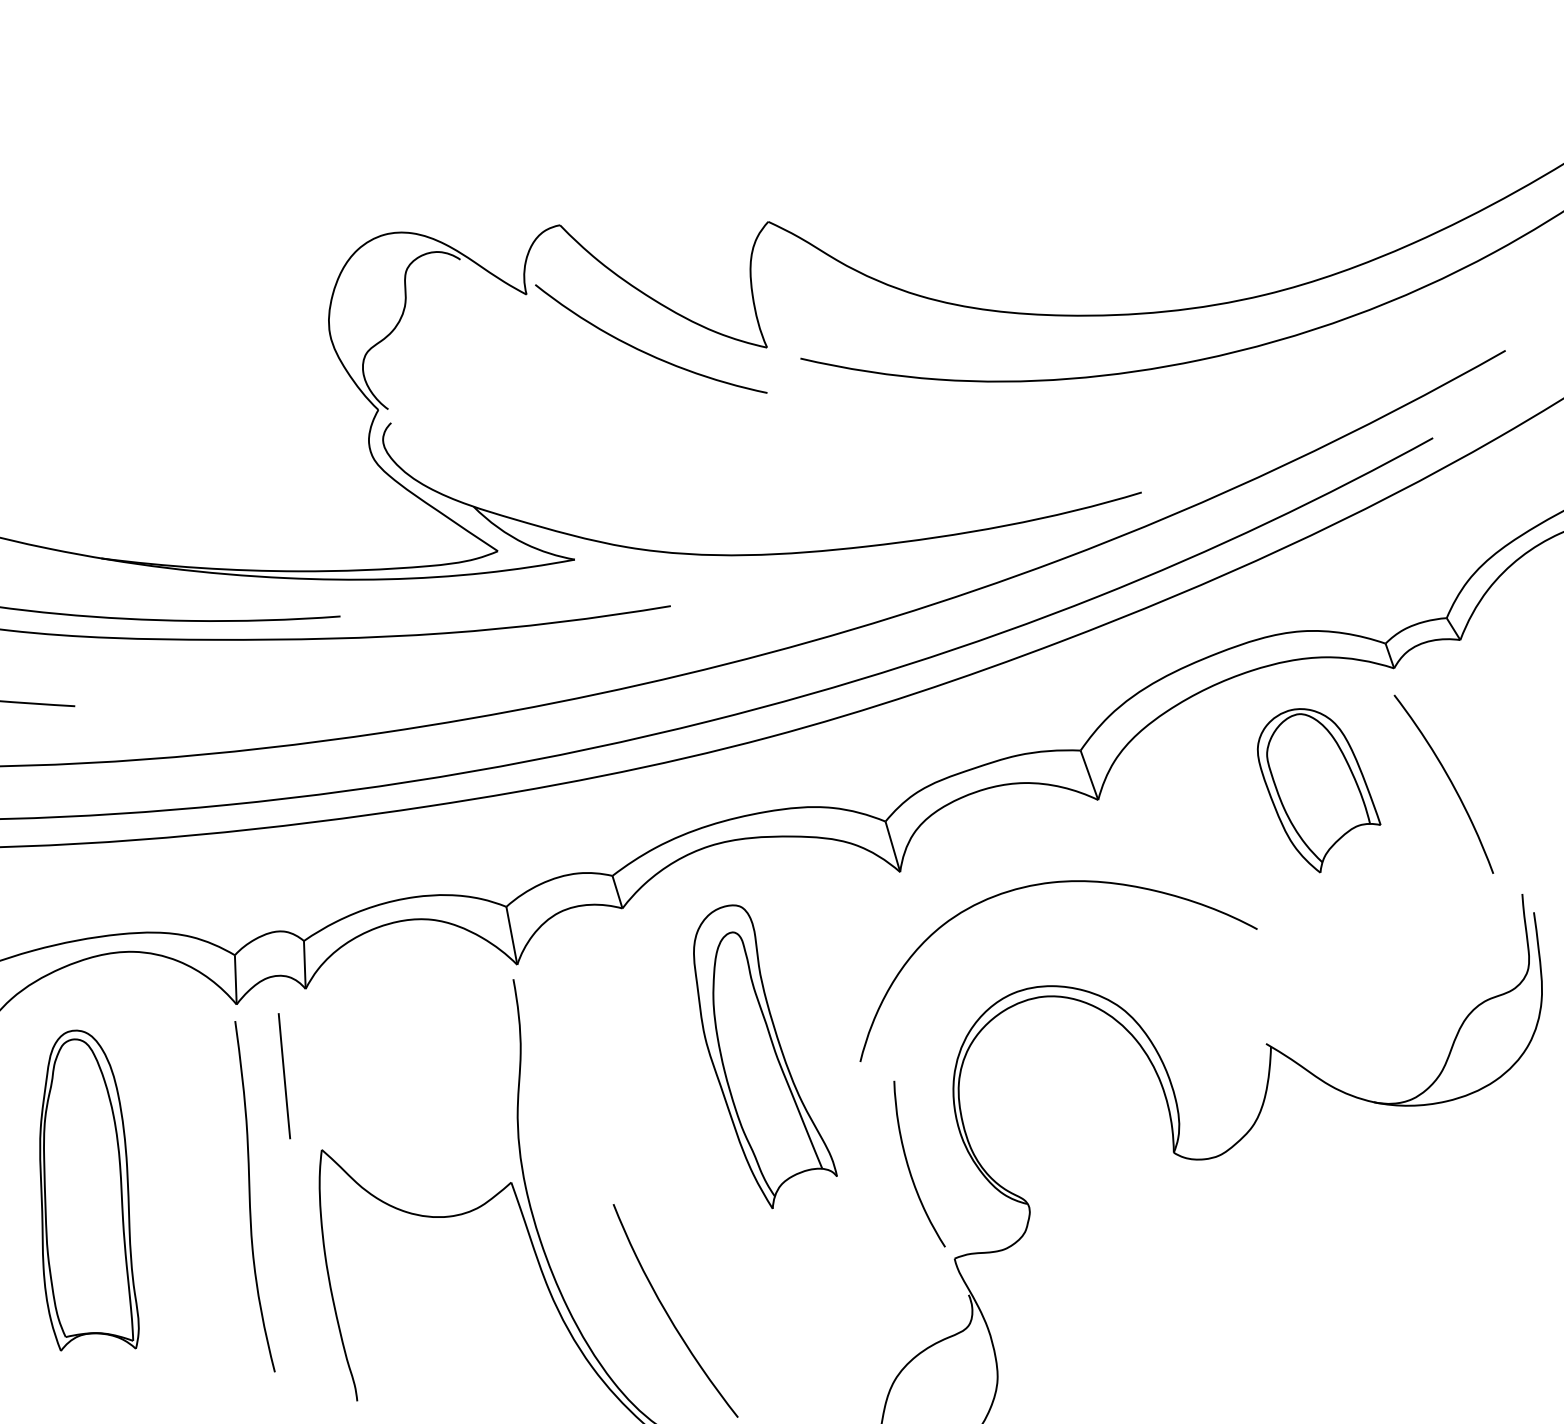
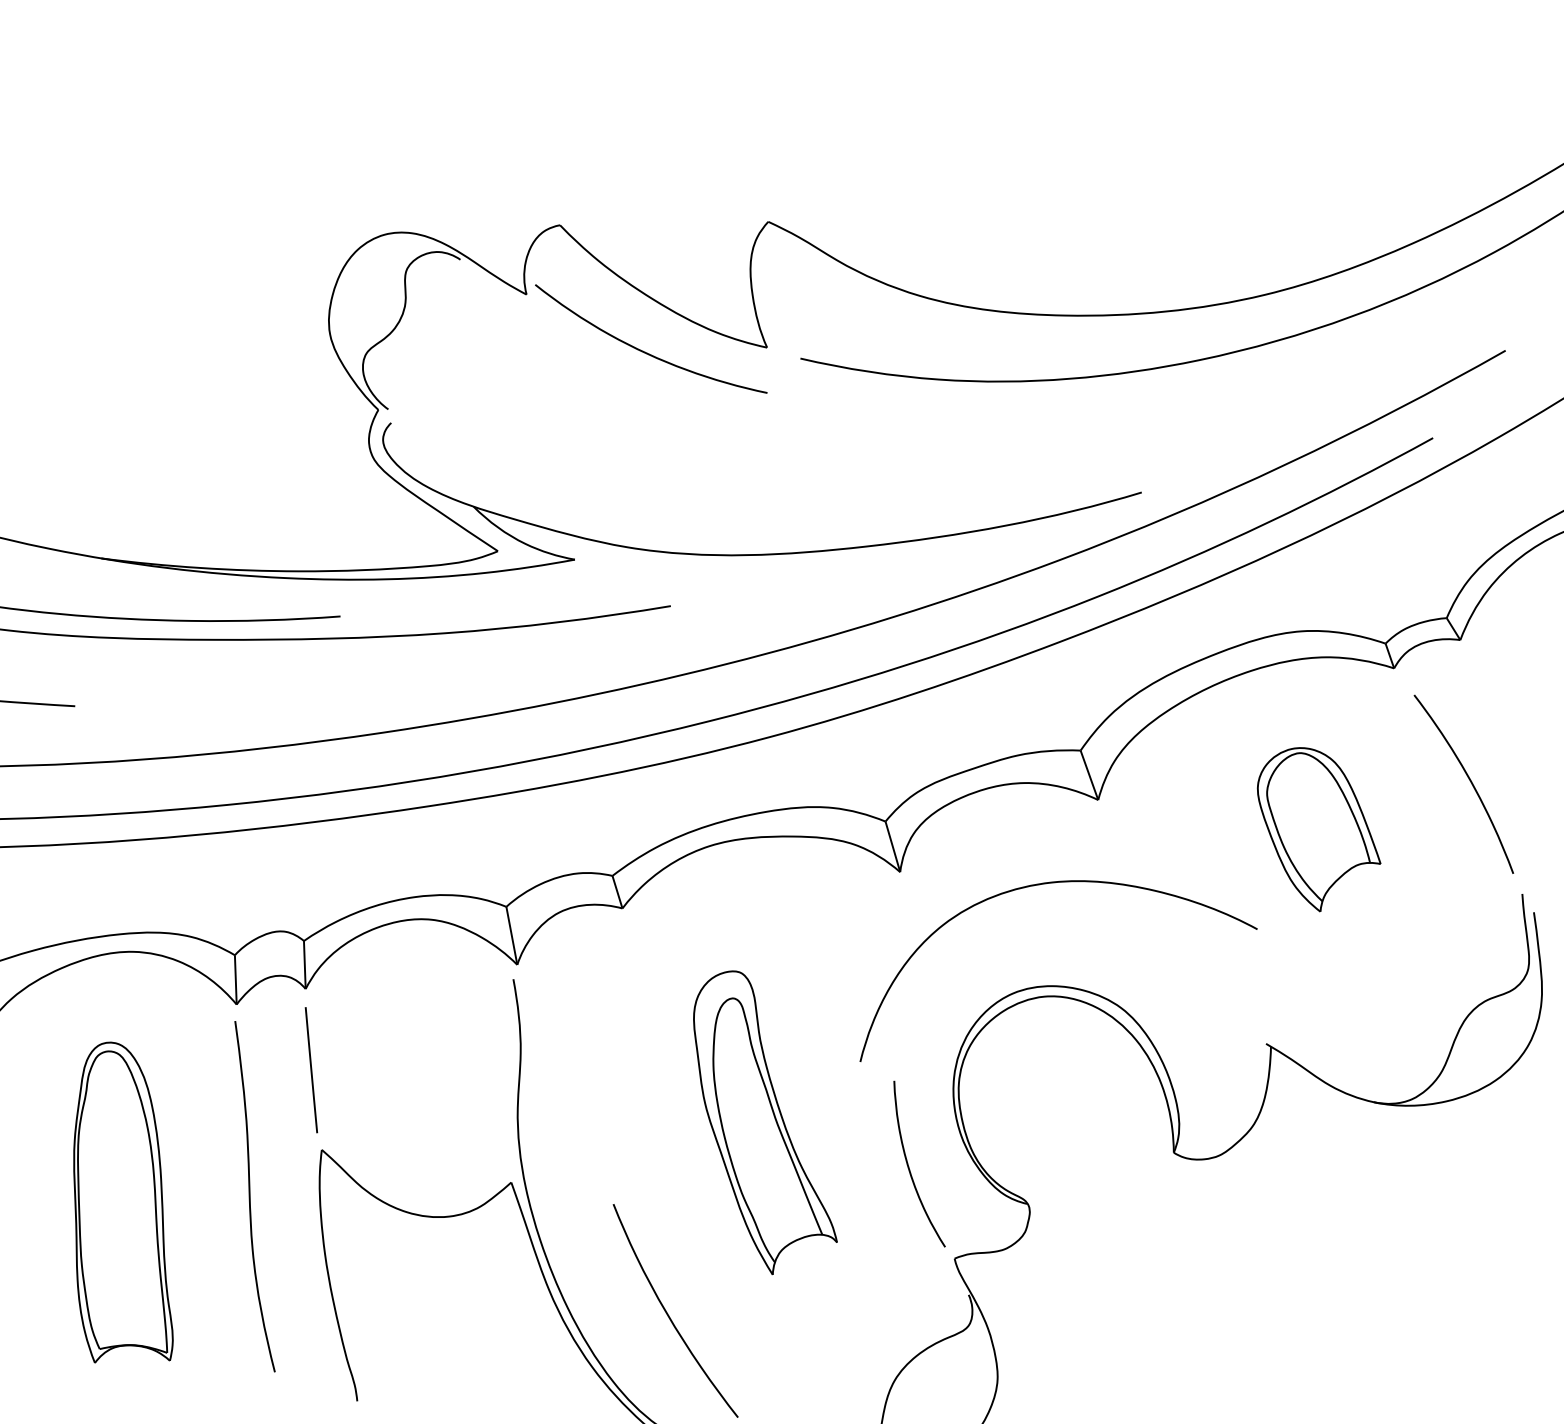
curve position: (1448, 779) -> (1468, 779) (1468, 779)
part position: (1318, 790) -> (1318, 829) (1318, 829)
part position: (765, 1056) -> (765, 1122) (765, 1122)
line position: (284, 1076) -> (311, 1070) (311, 1070)
part position: (89, 1190) -> (123, 1202) (123, 1202)
